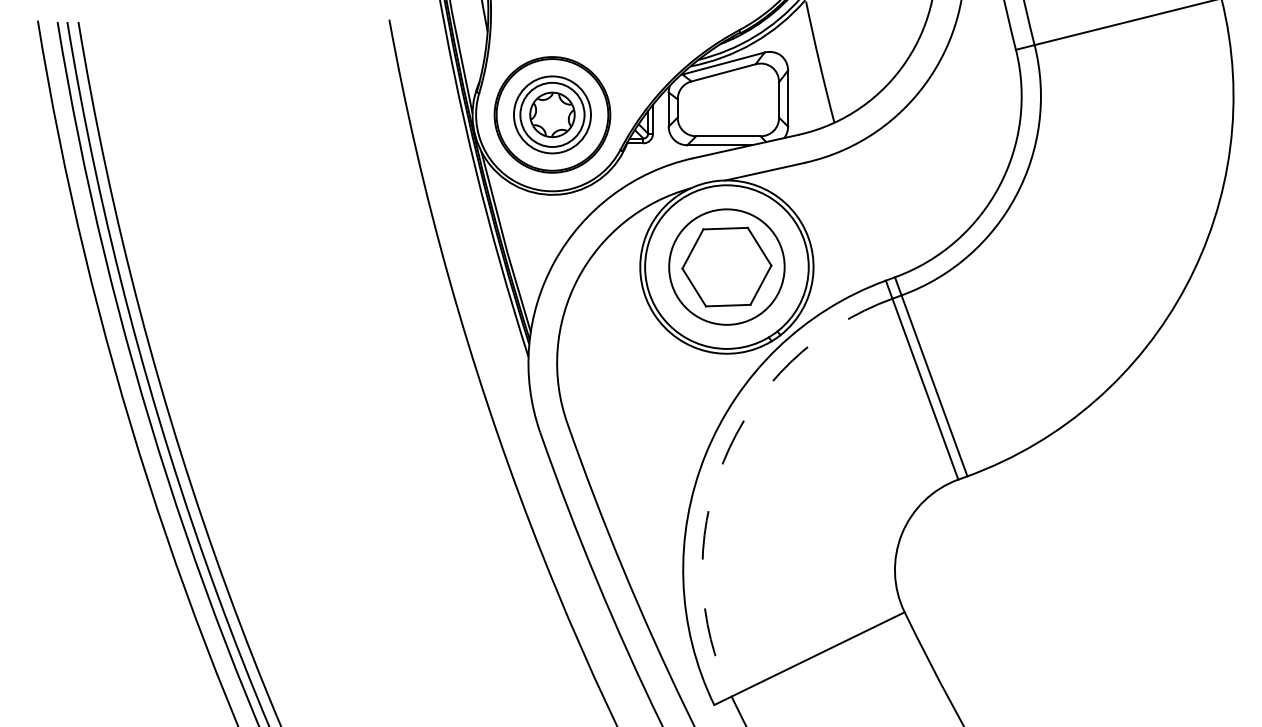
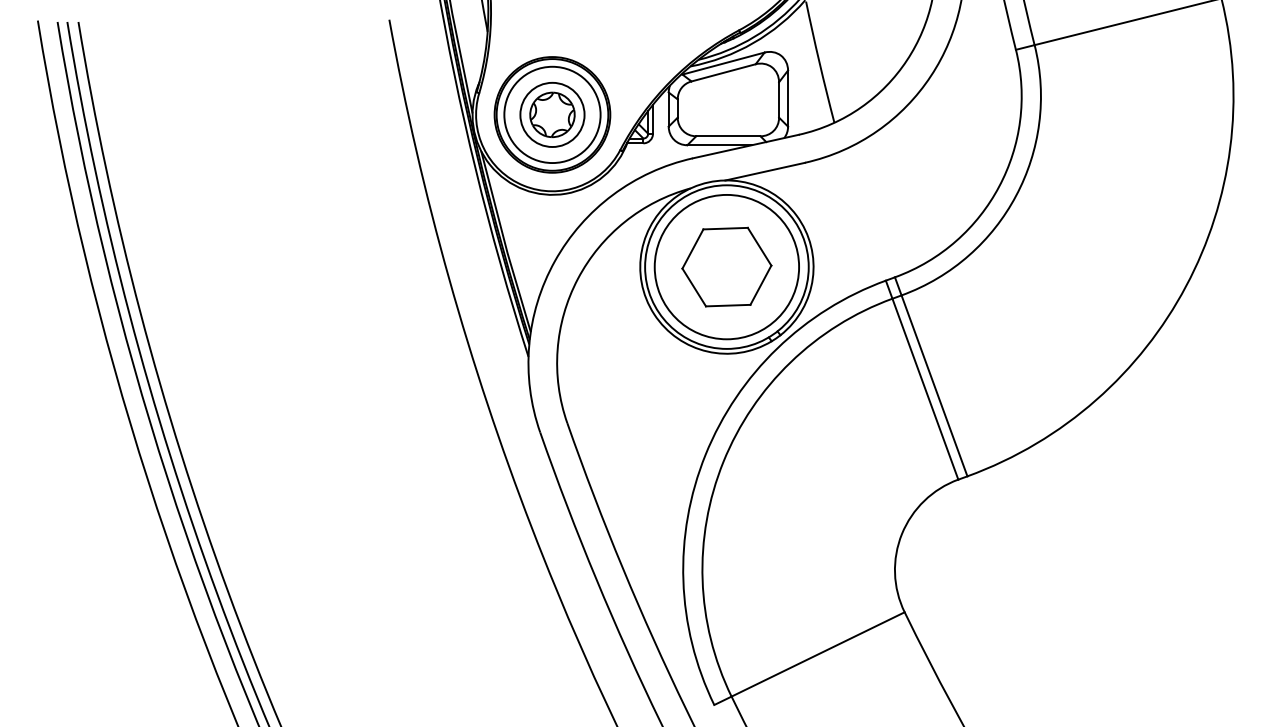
circle diameter: 77 px -> 96 px (552, 114)
circle diameter: 115 px -> 144 px (726, 266)
arc: dashed -> solid (723, 461)
